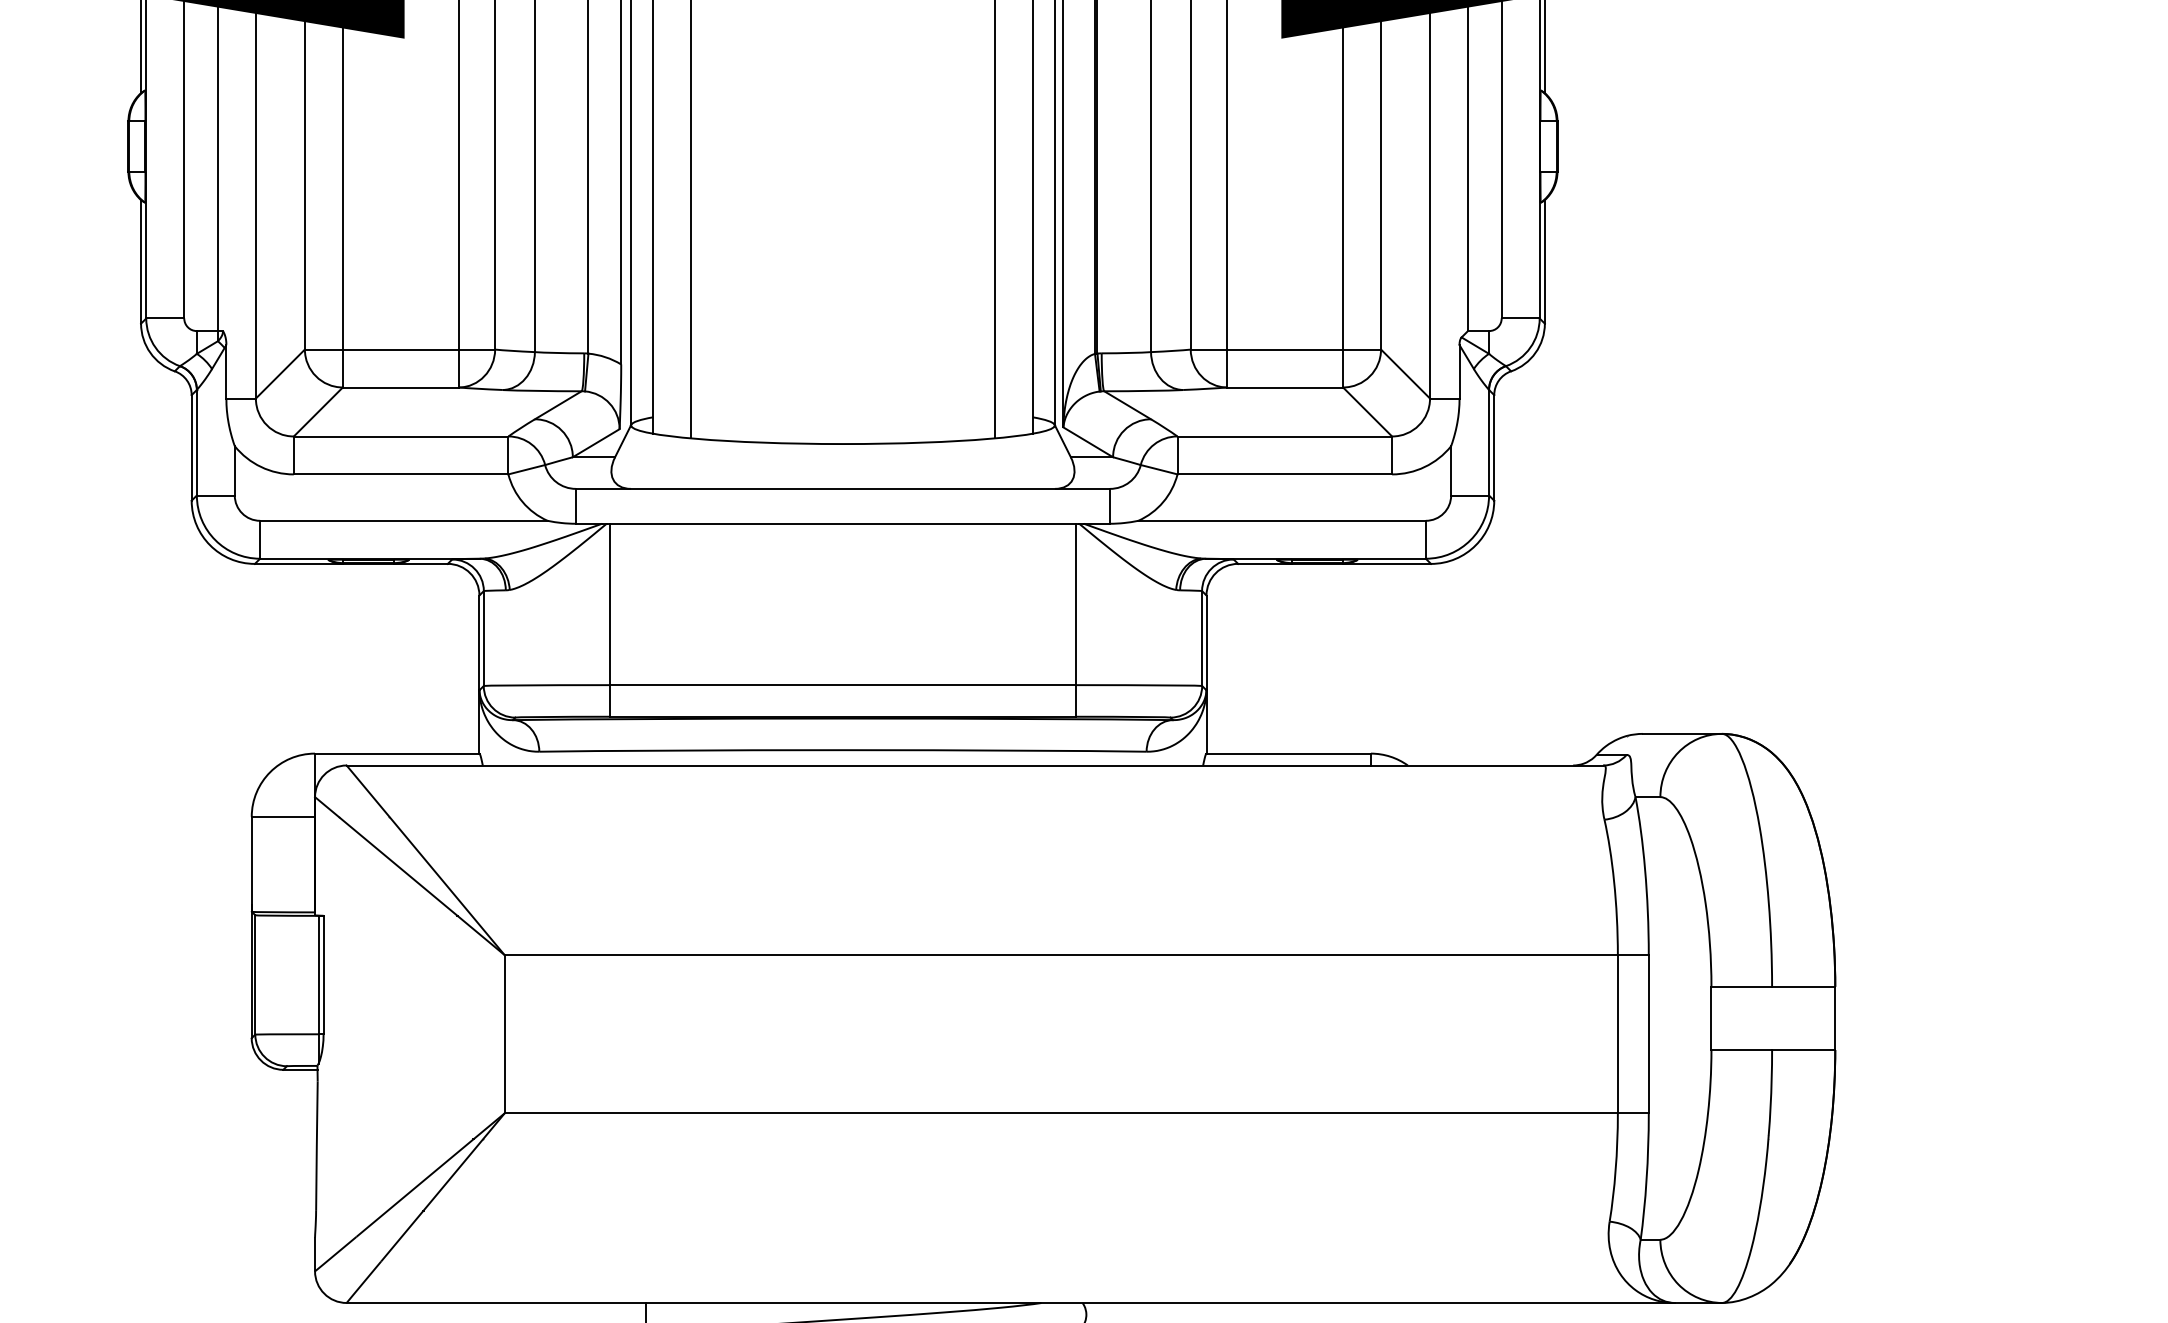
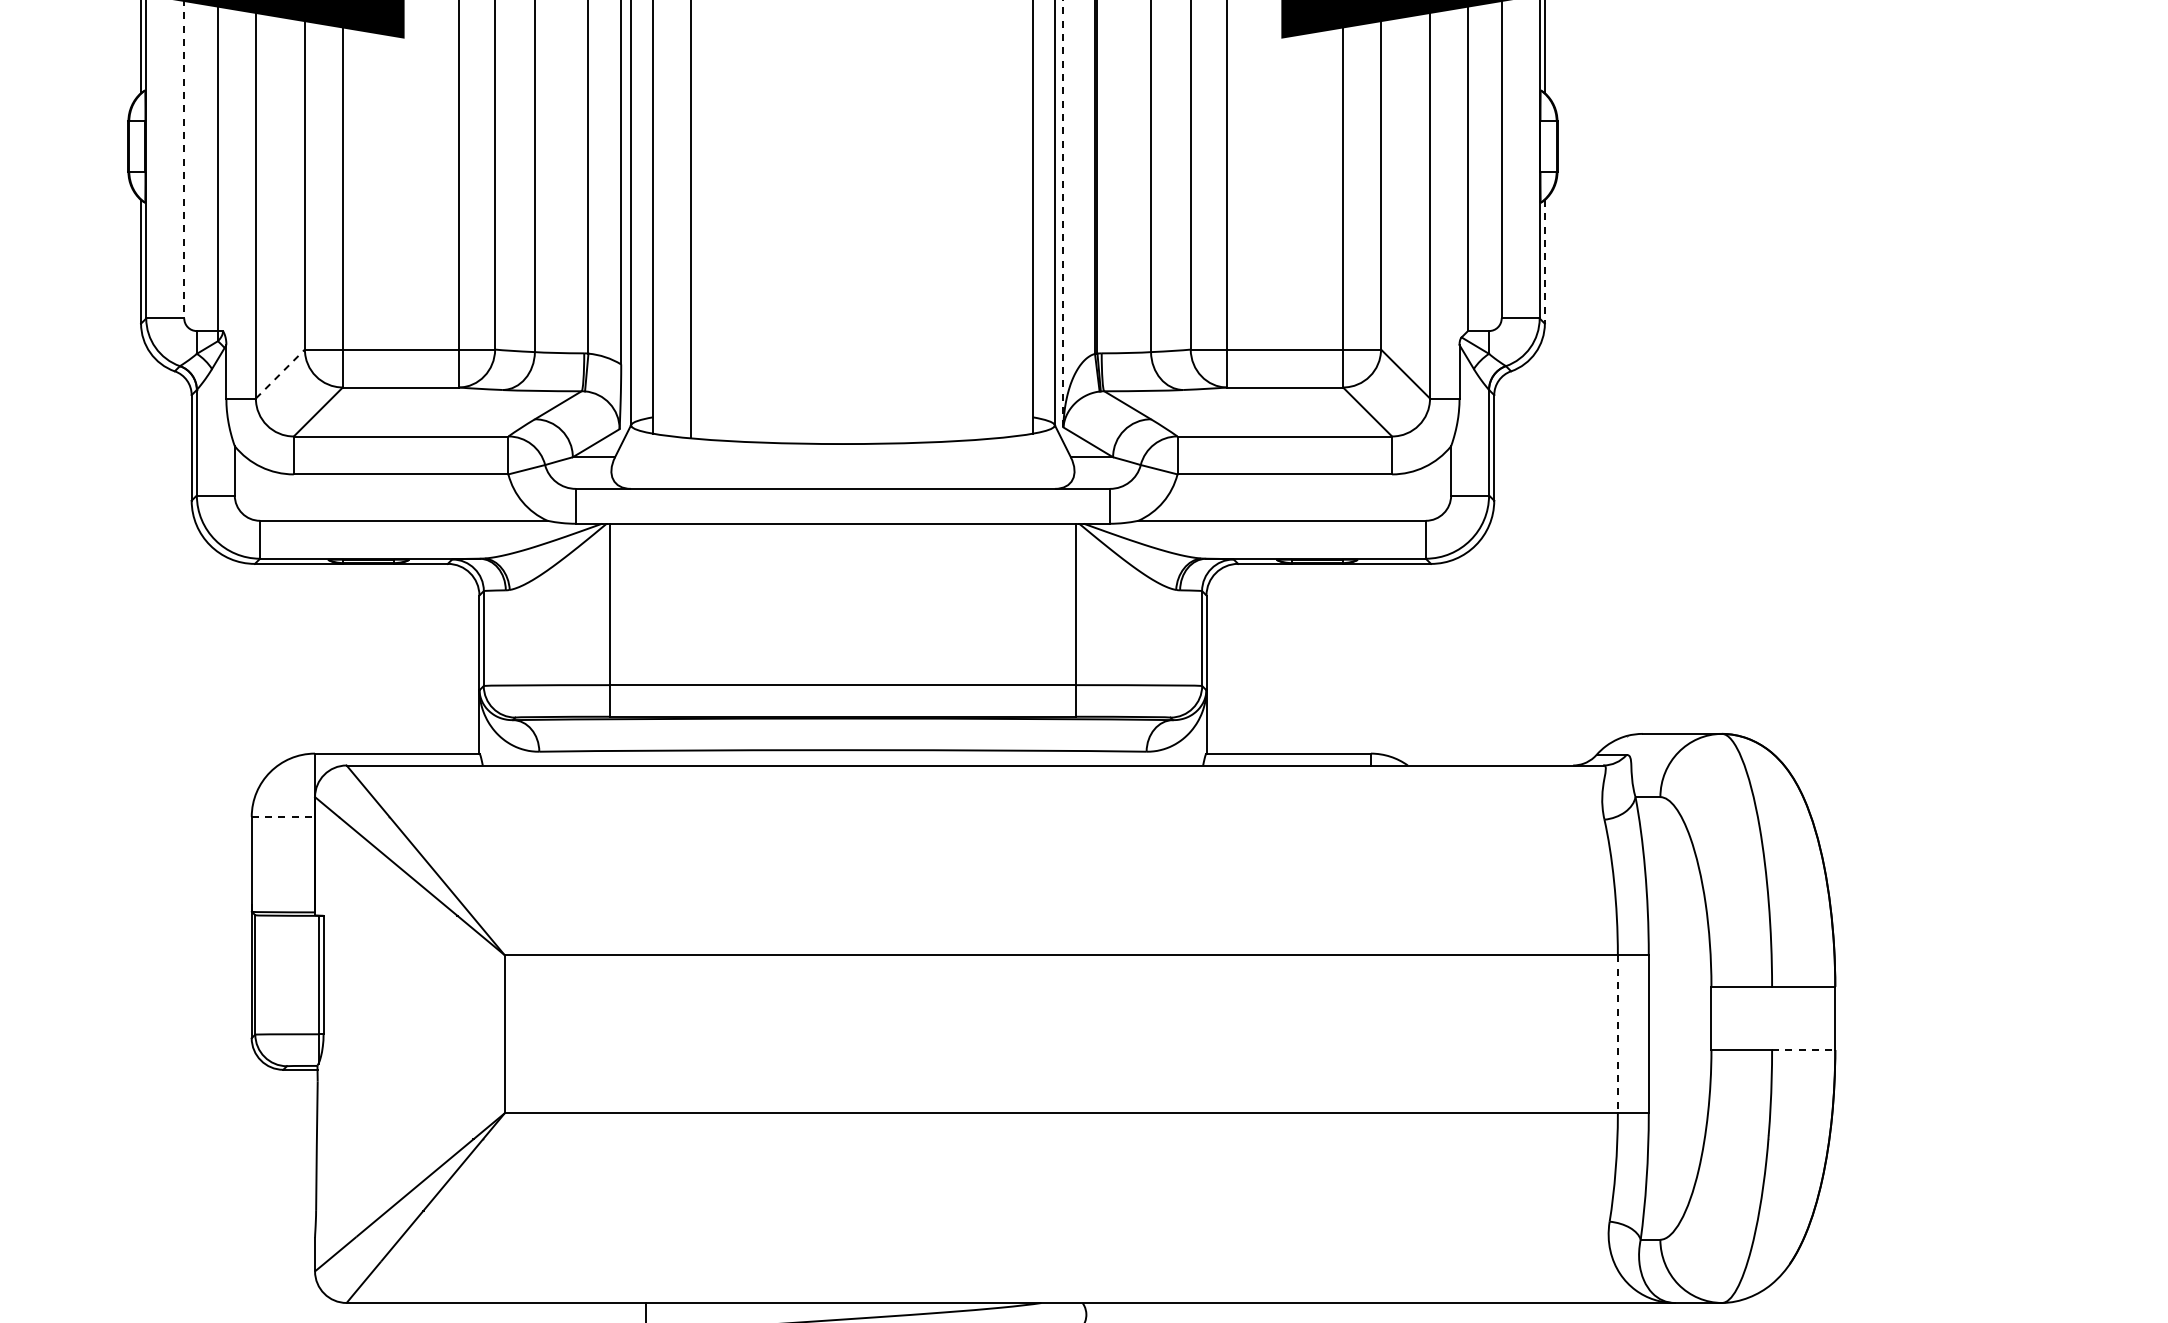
line: solid -> dashed (184, 159)
line: solid -> dashed (1063, 213)
line: present -> none (994, 220)
line: solid -> dashed (1544, 261)
line: solid -> dashed (280, 374)
line: solid -> dashed (283, 816)
line: solid -> dashed (1617, 1034)
line: solid -> dashed (1803, 1050)
